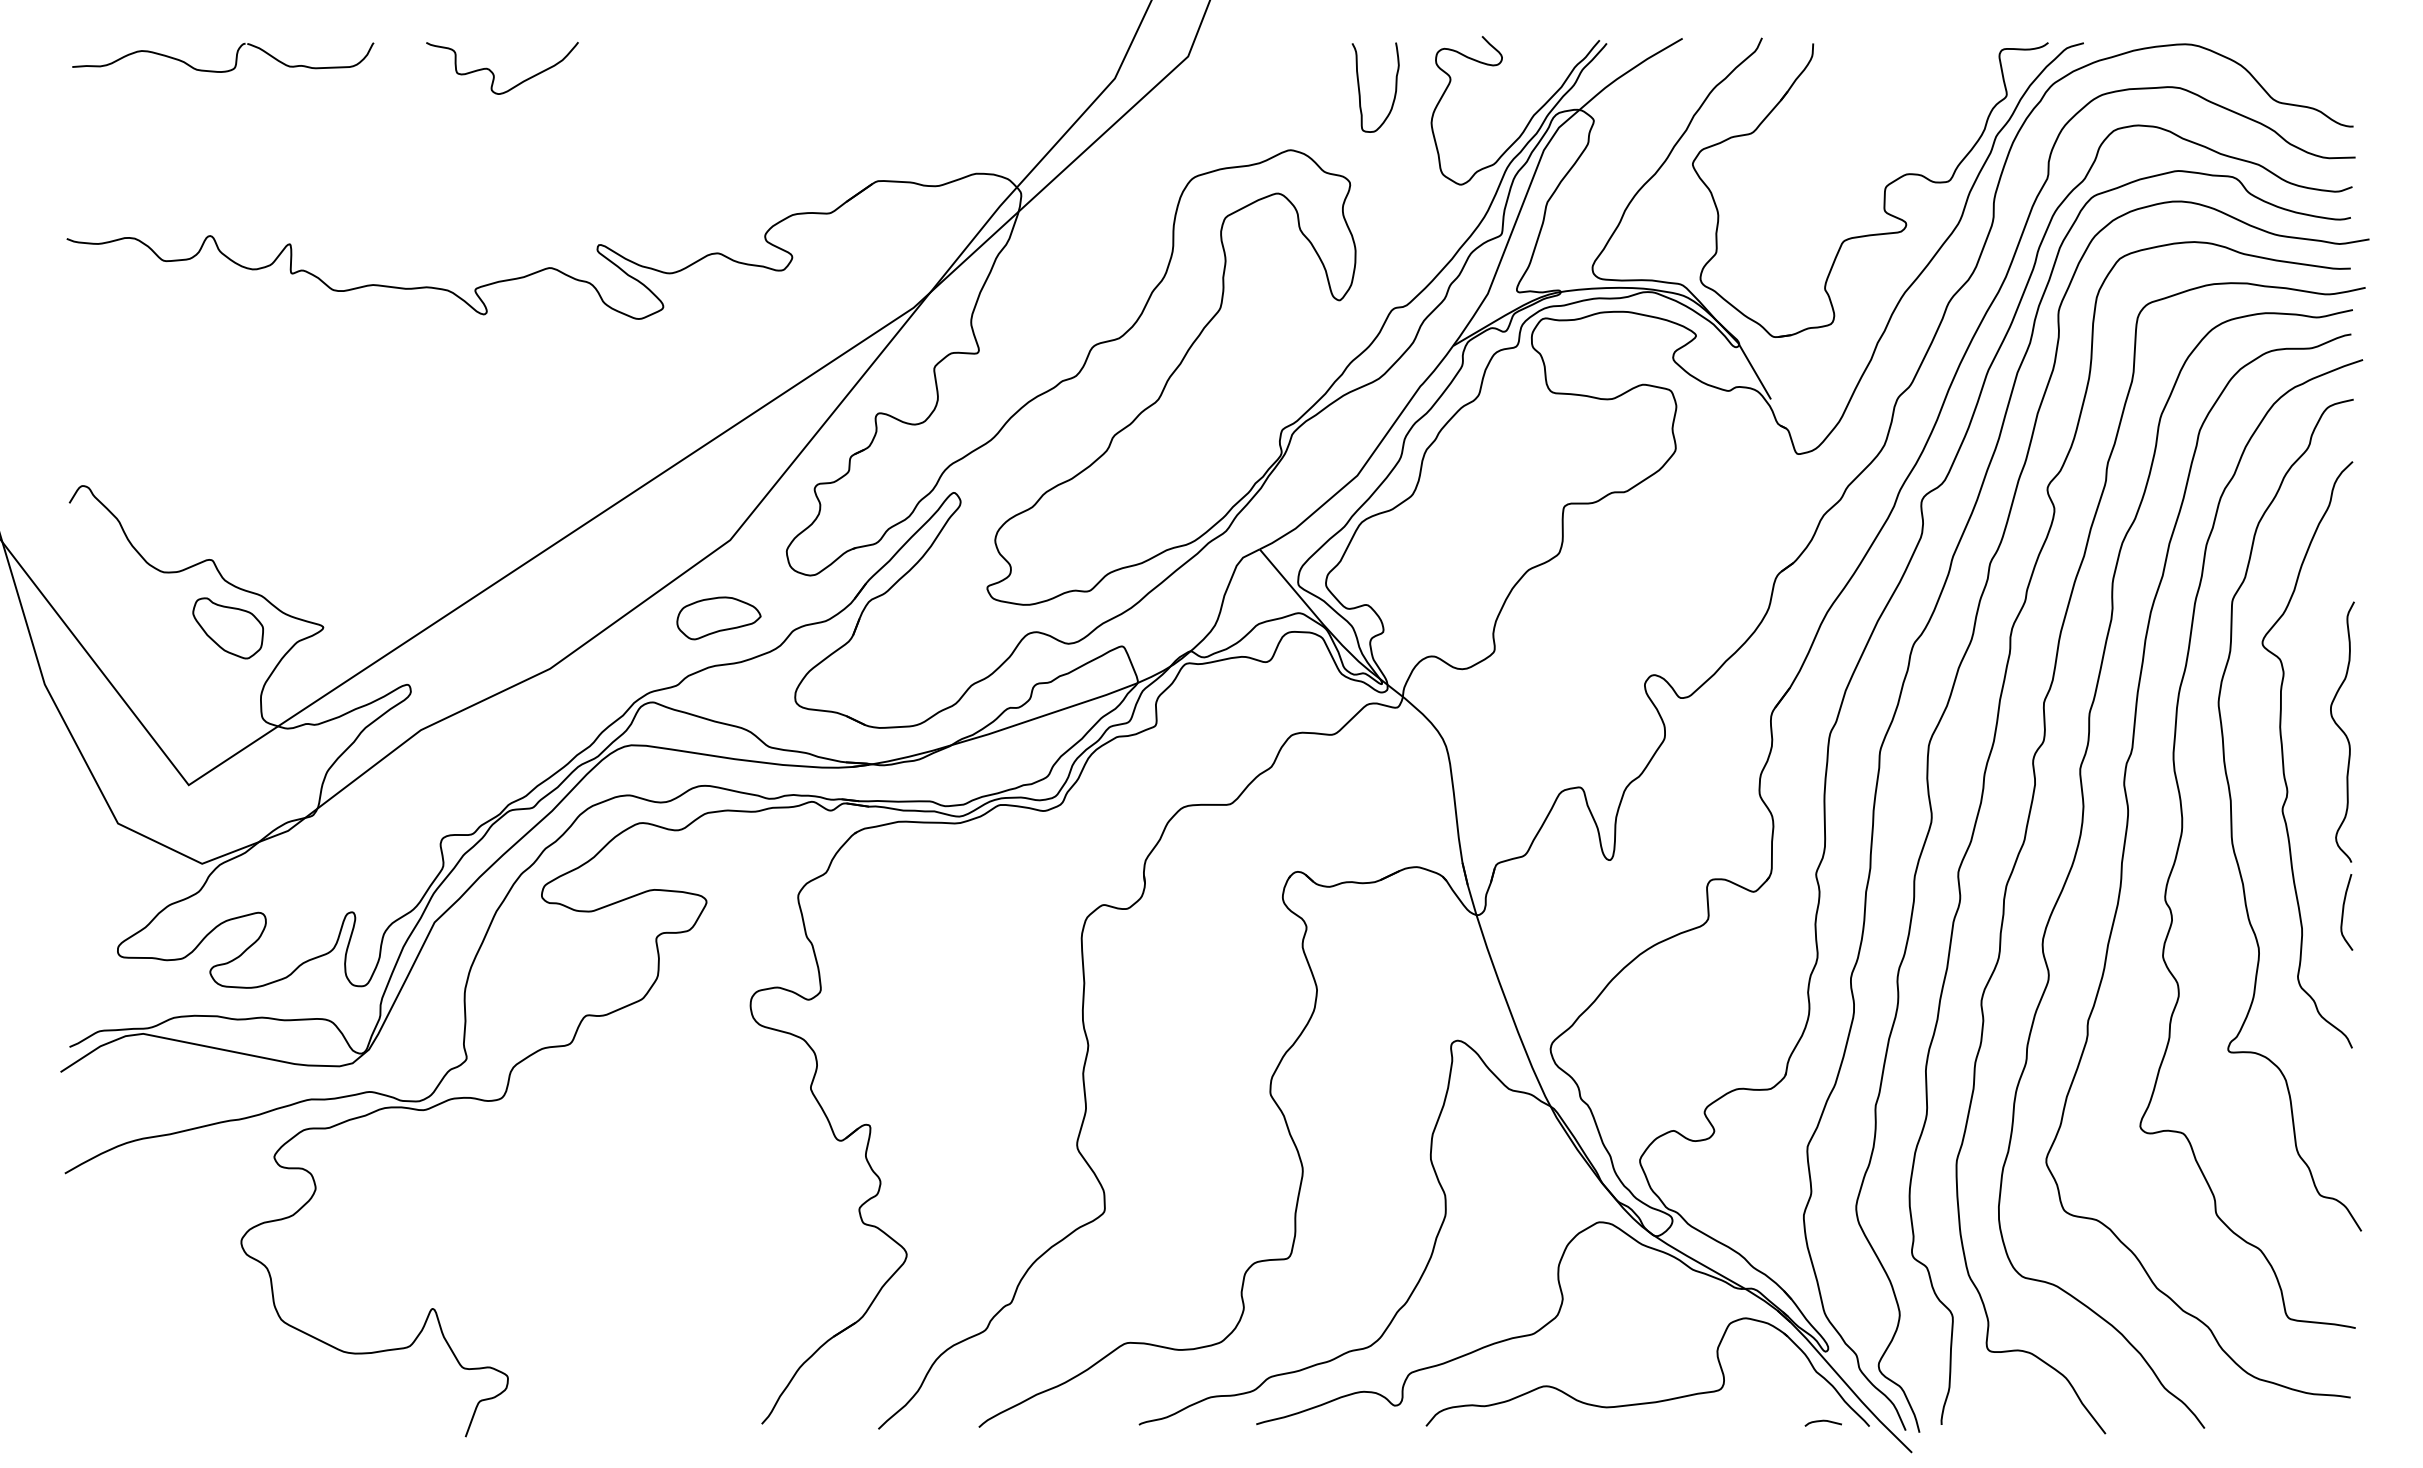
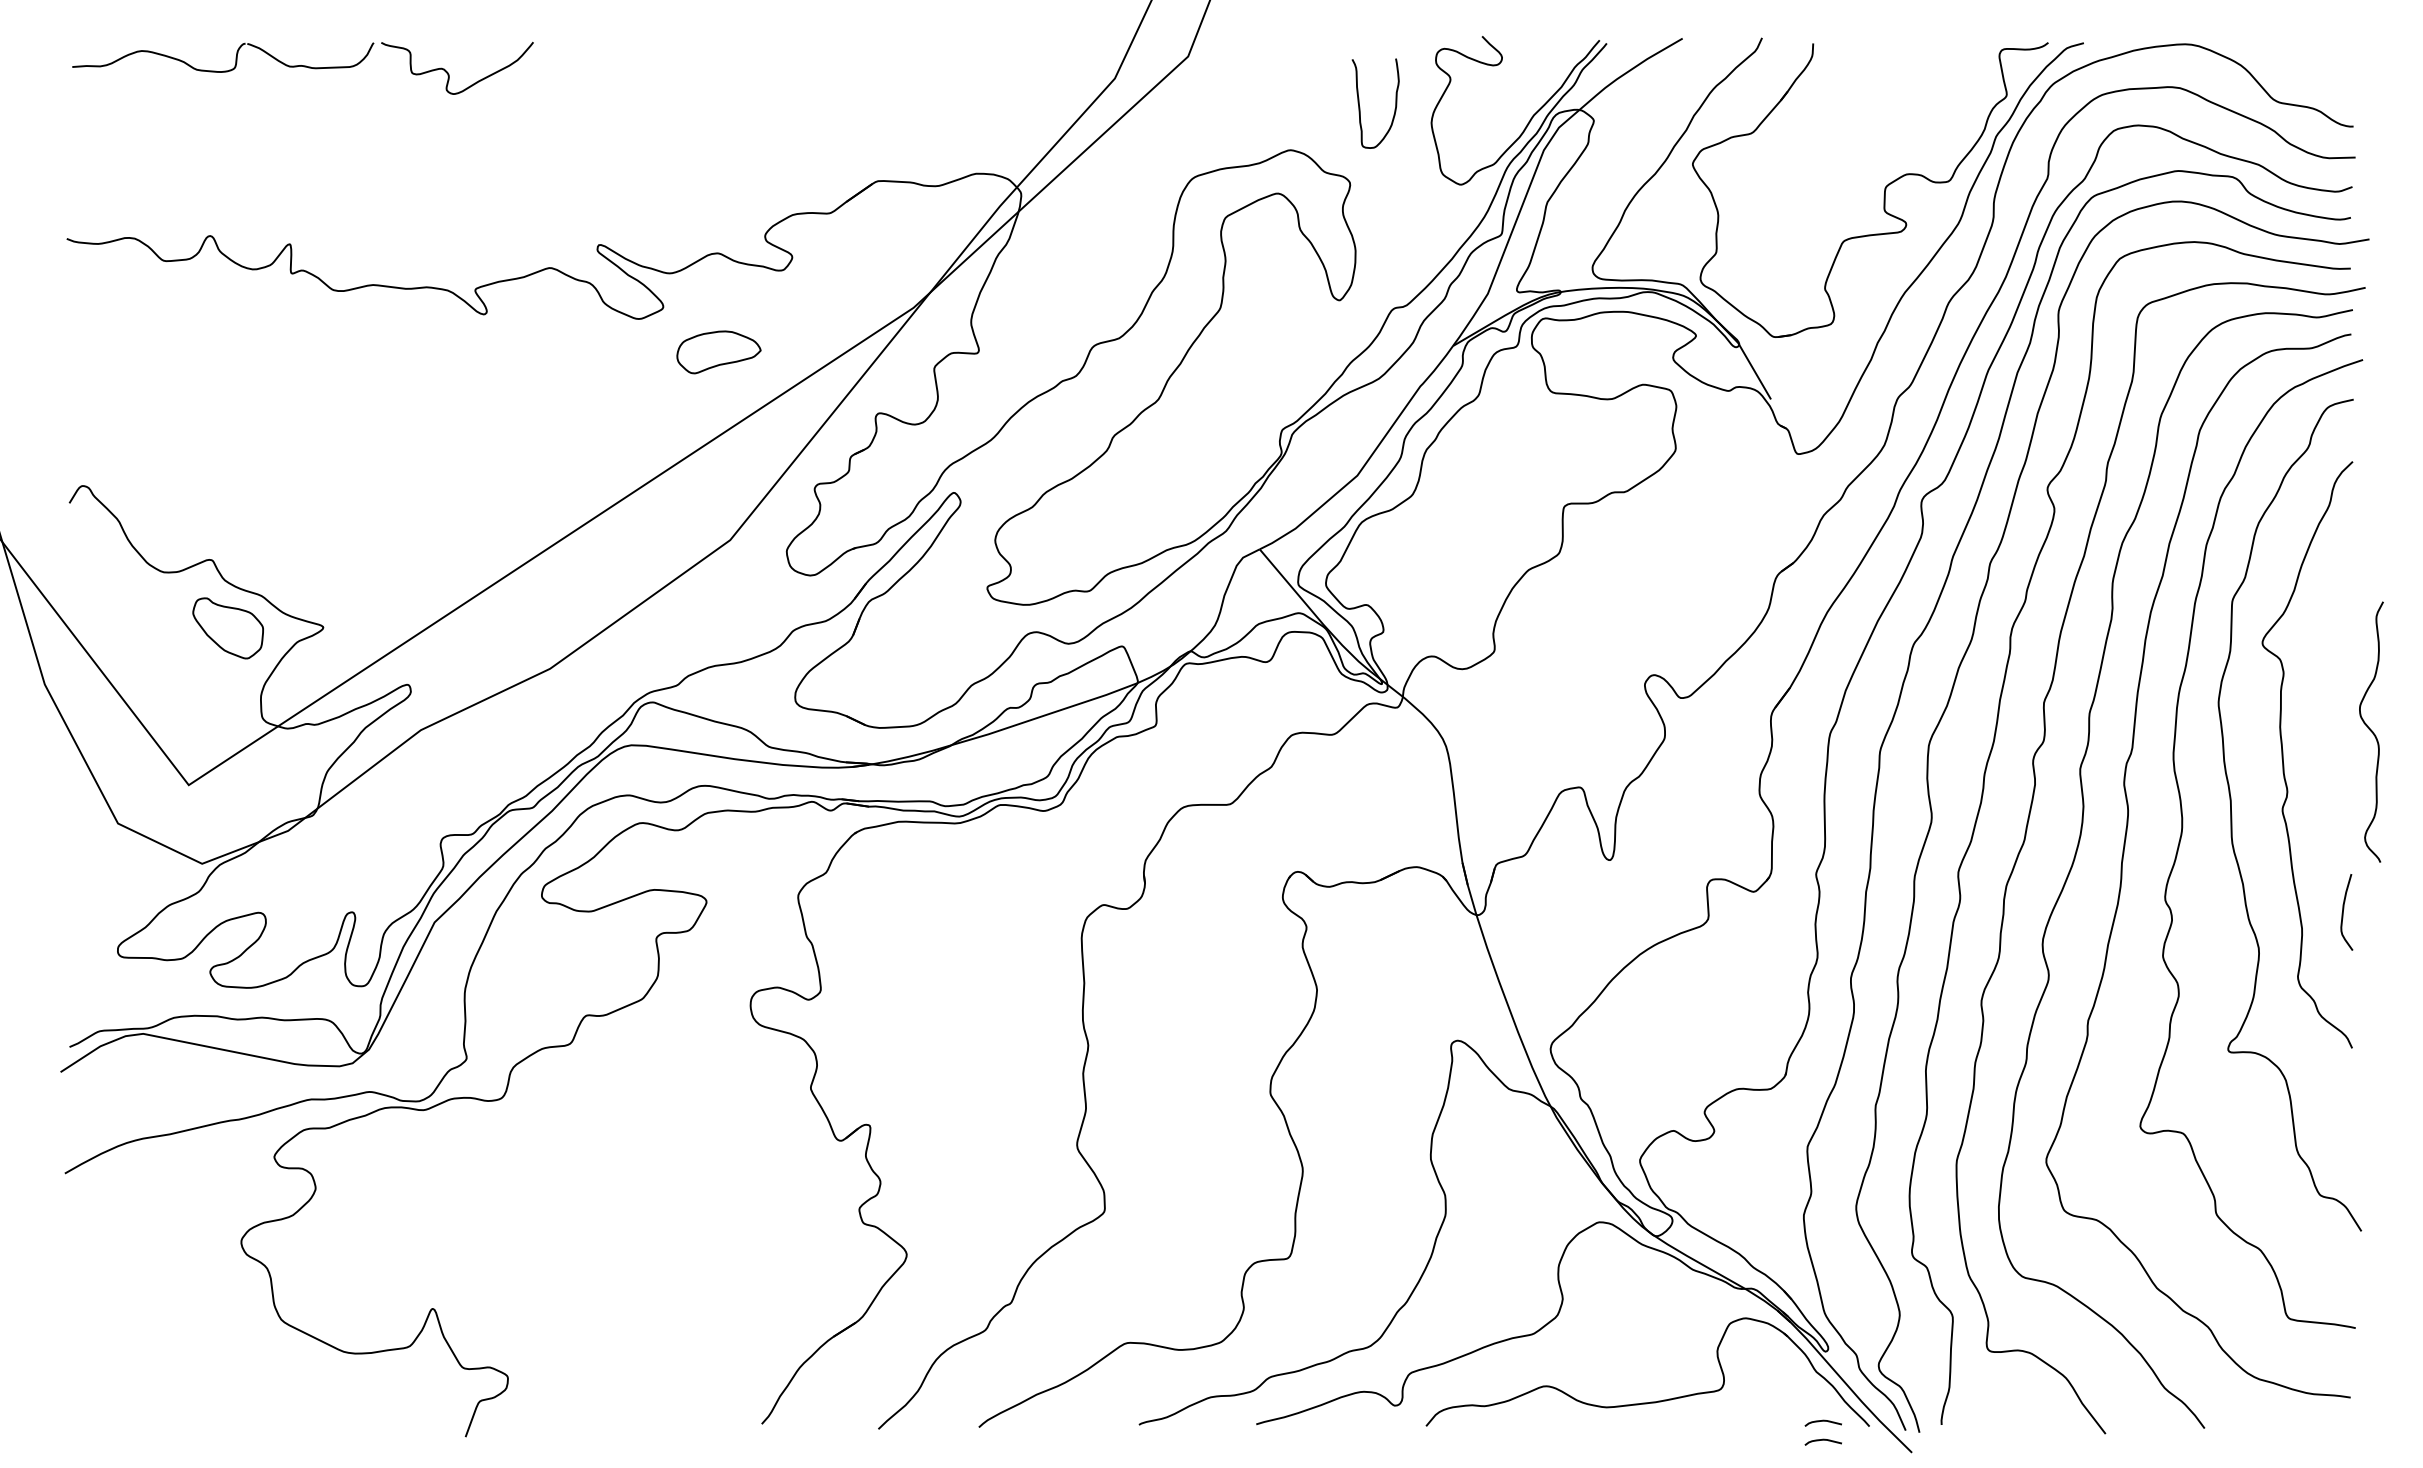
curve position: (493, 72) -> (448, 72) (448, 72)
curve position: (1360, 91) -> (1360, 107) (1360, 107)
part position: (718, 618) -> (718, 352) (718, 352)
curve position: (2342, 731) -> (2371, 731) (2371, 731)
curve: none -> present (1822, 1440)
